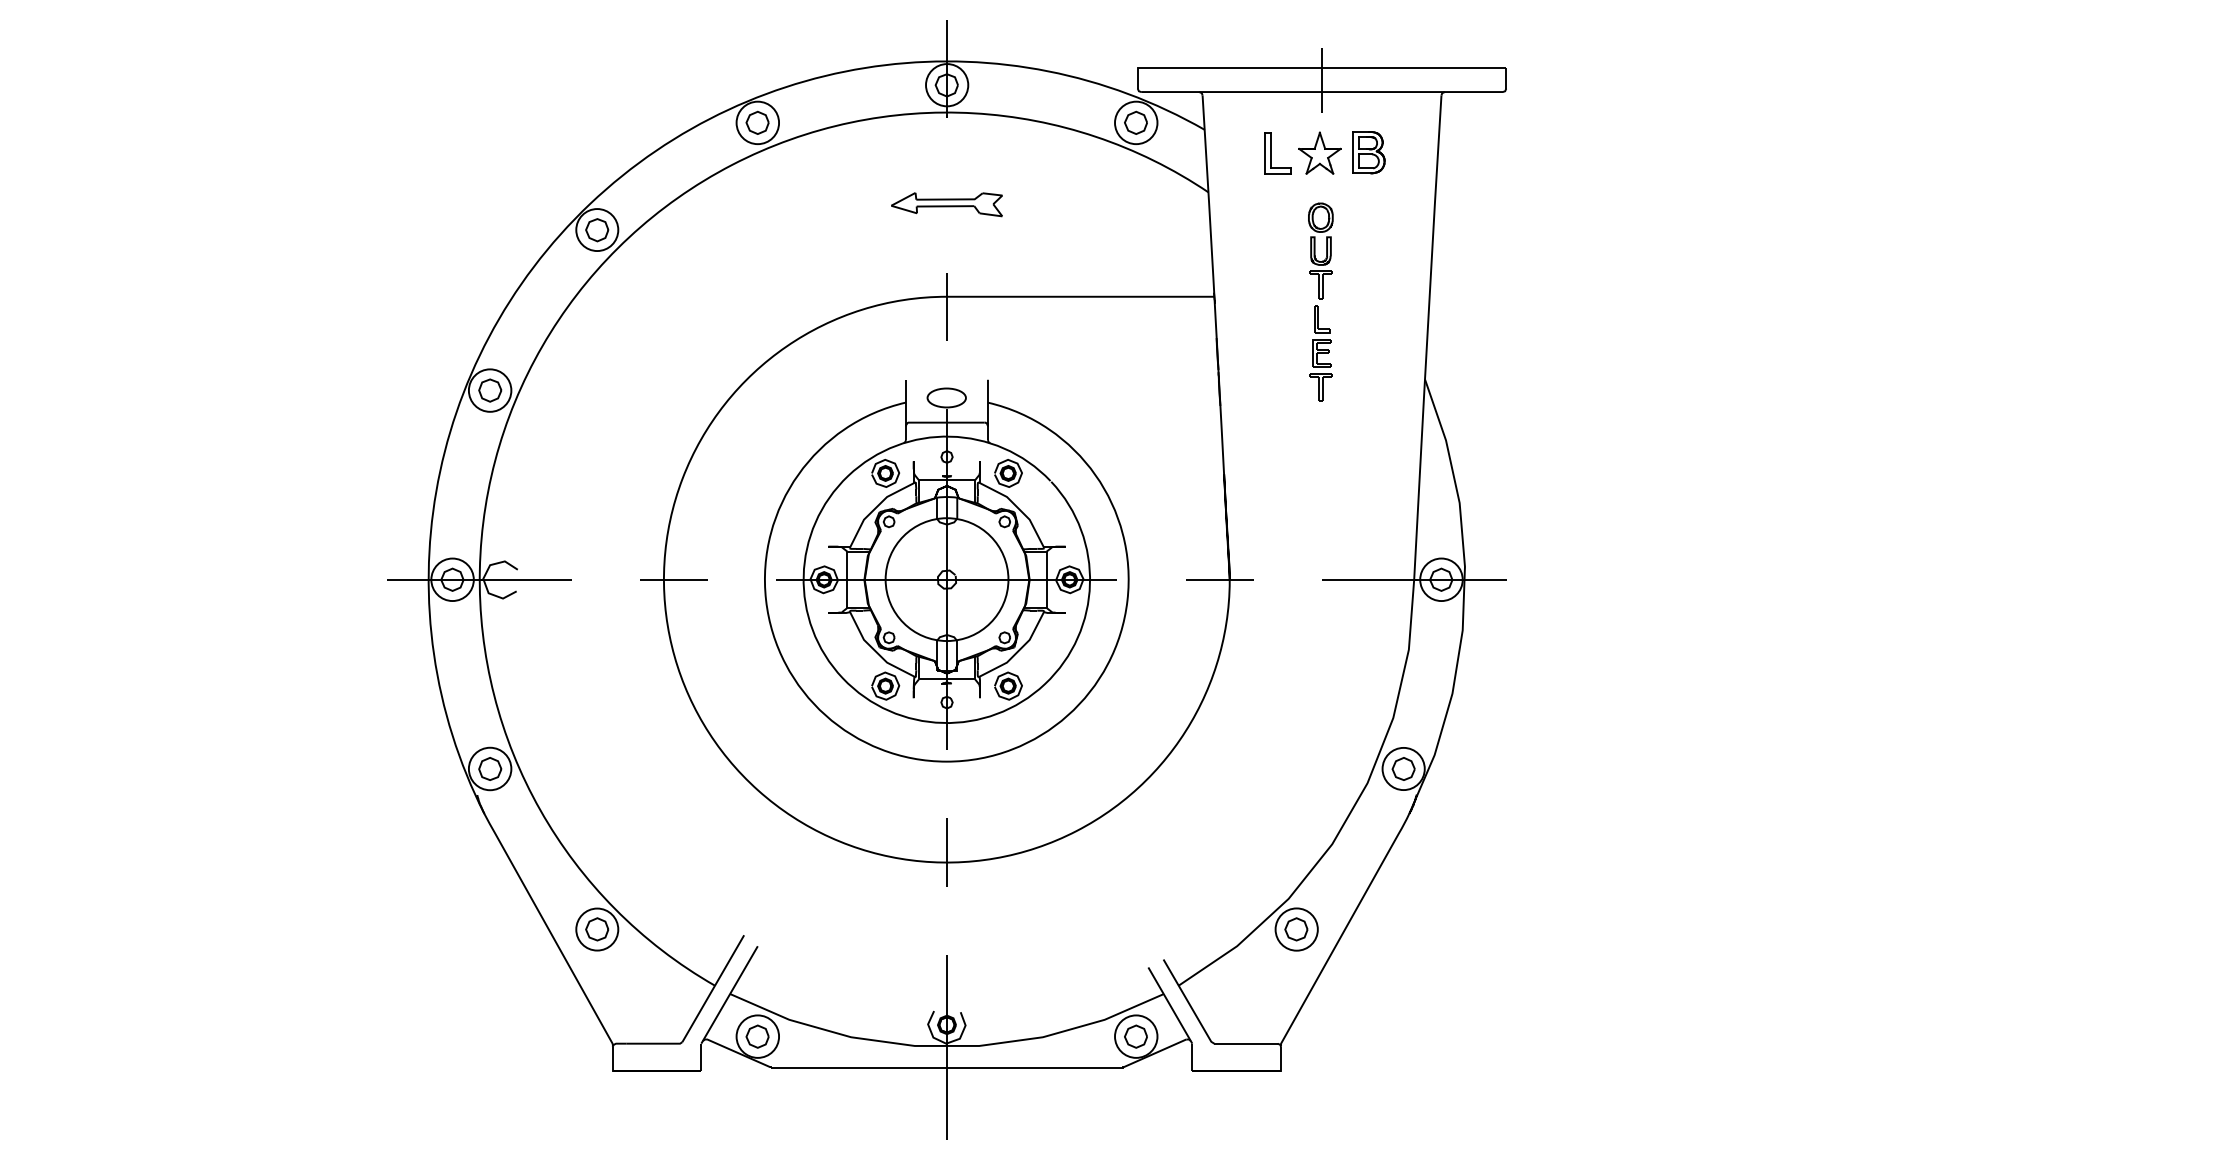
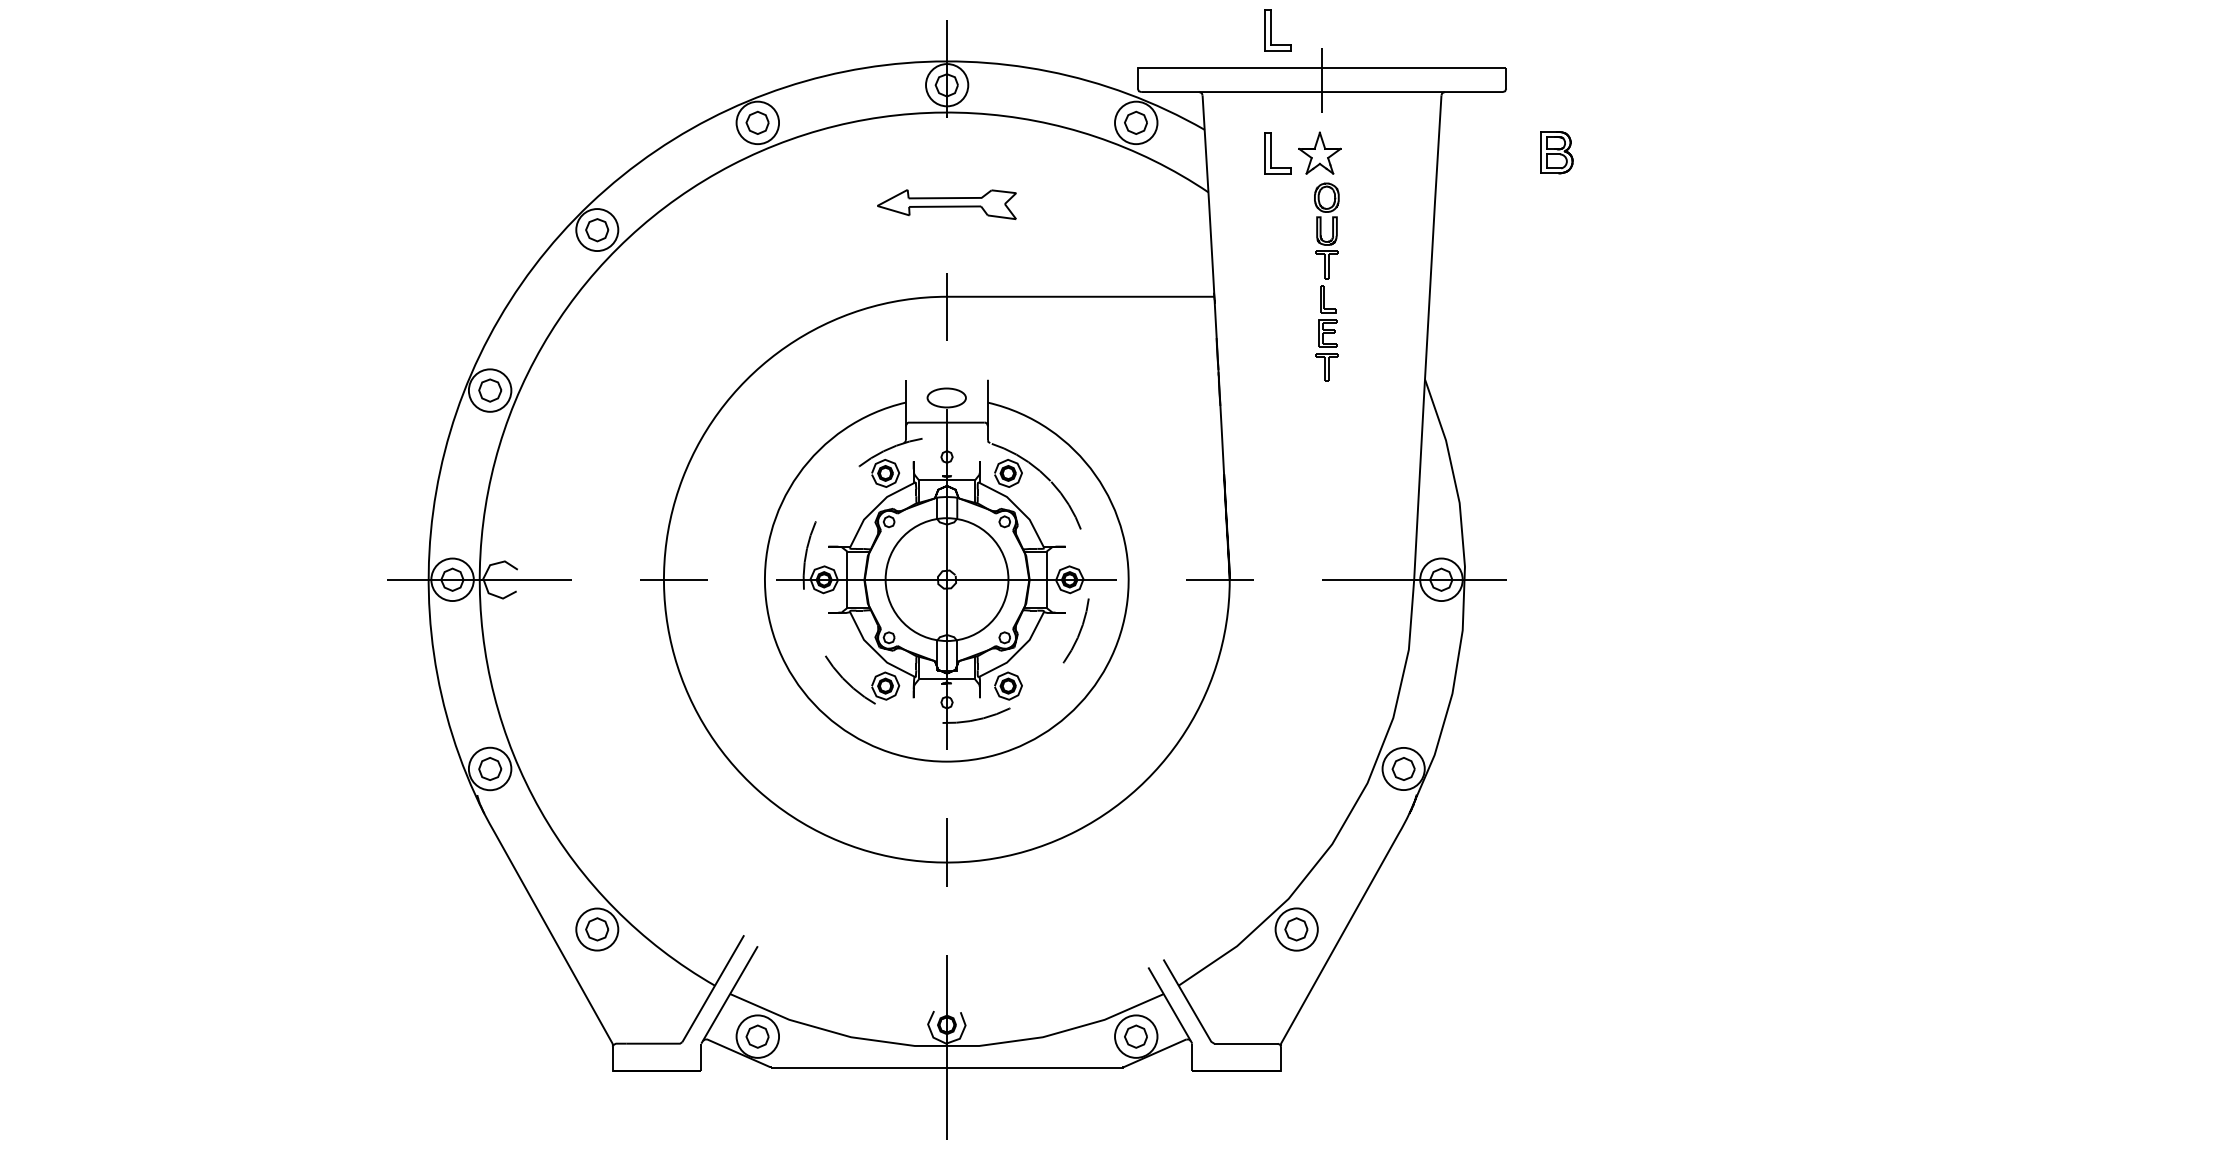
part: none -> present (1277, 30)
part position: (1368, 152) -> (1556, 152) (1556, 152)
part size: 112x26 px -> 140x31 px (946, 204)
part position: (1320, 301) -> (1326, 281) (1326, 281)
arc: solid -> dashed (842, 678)
